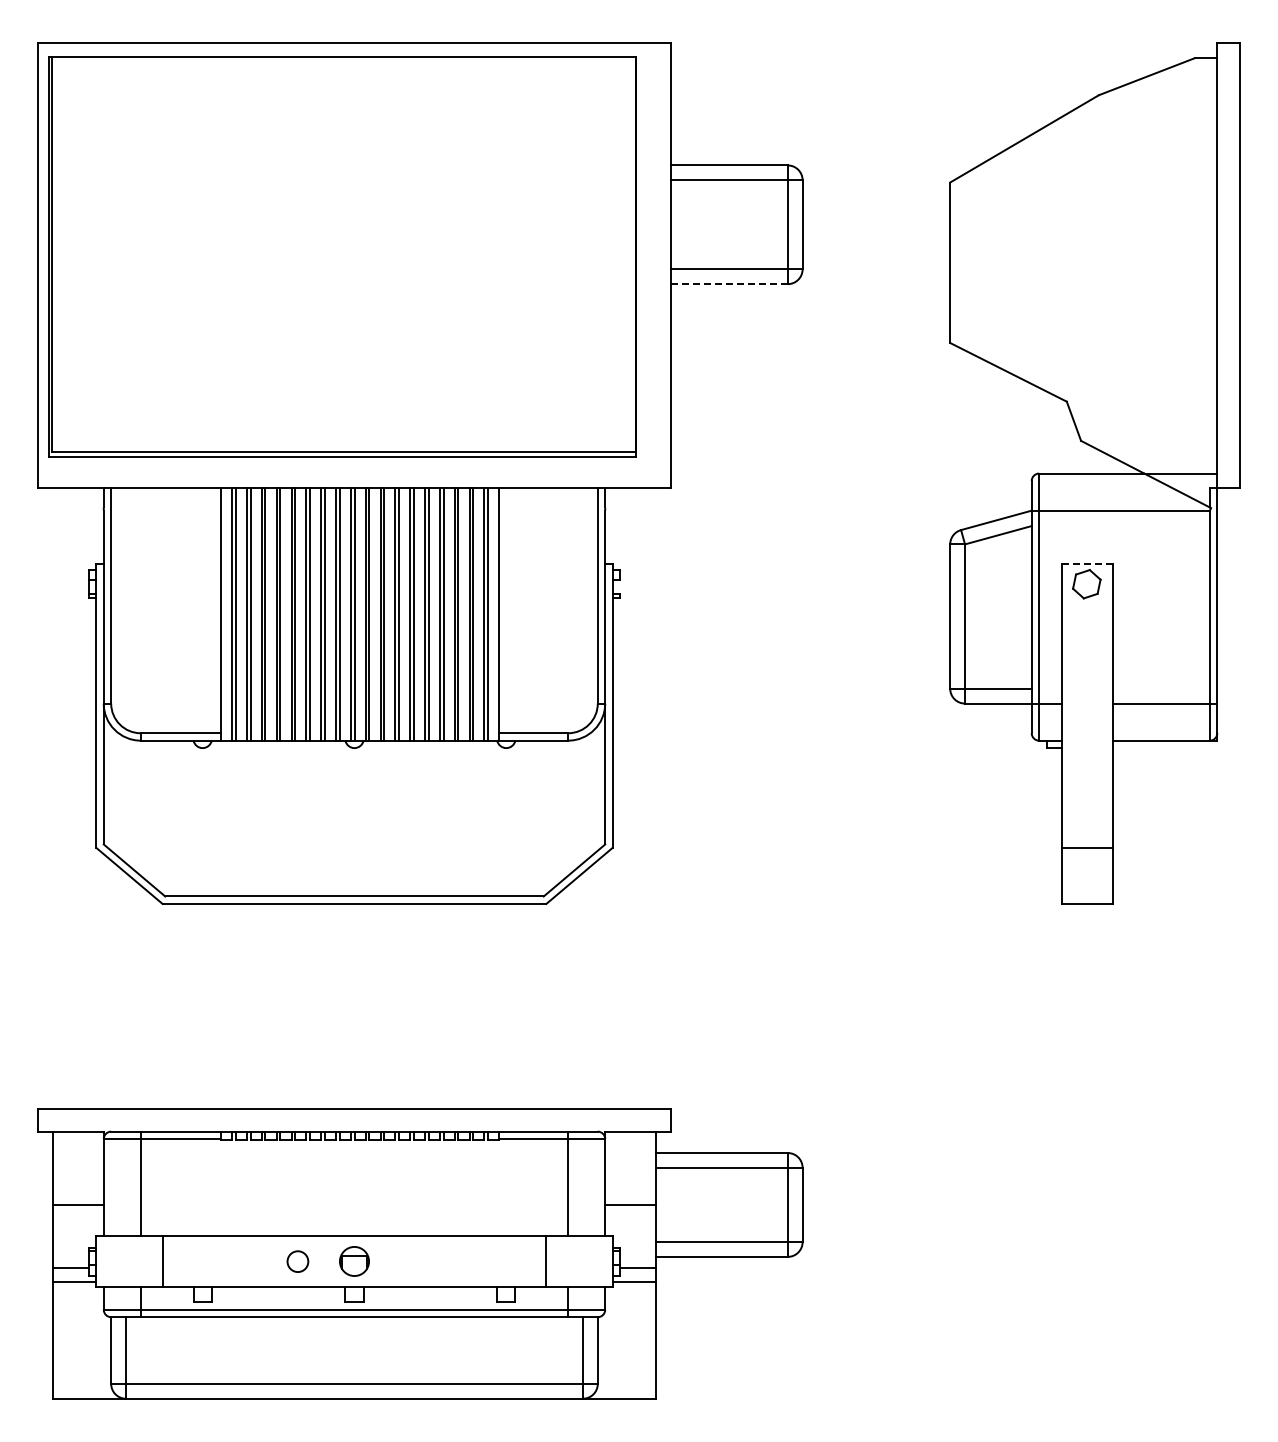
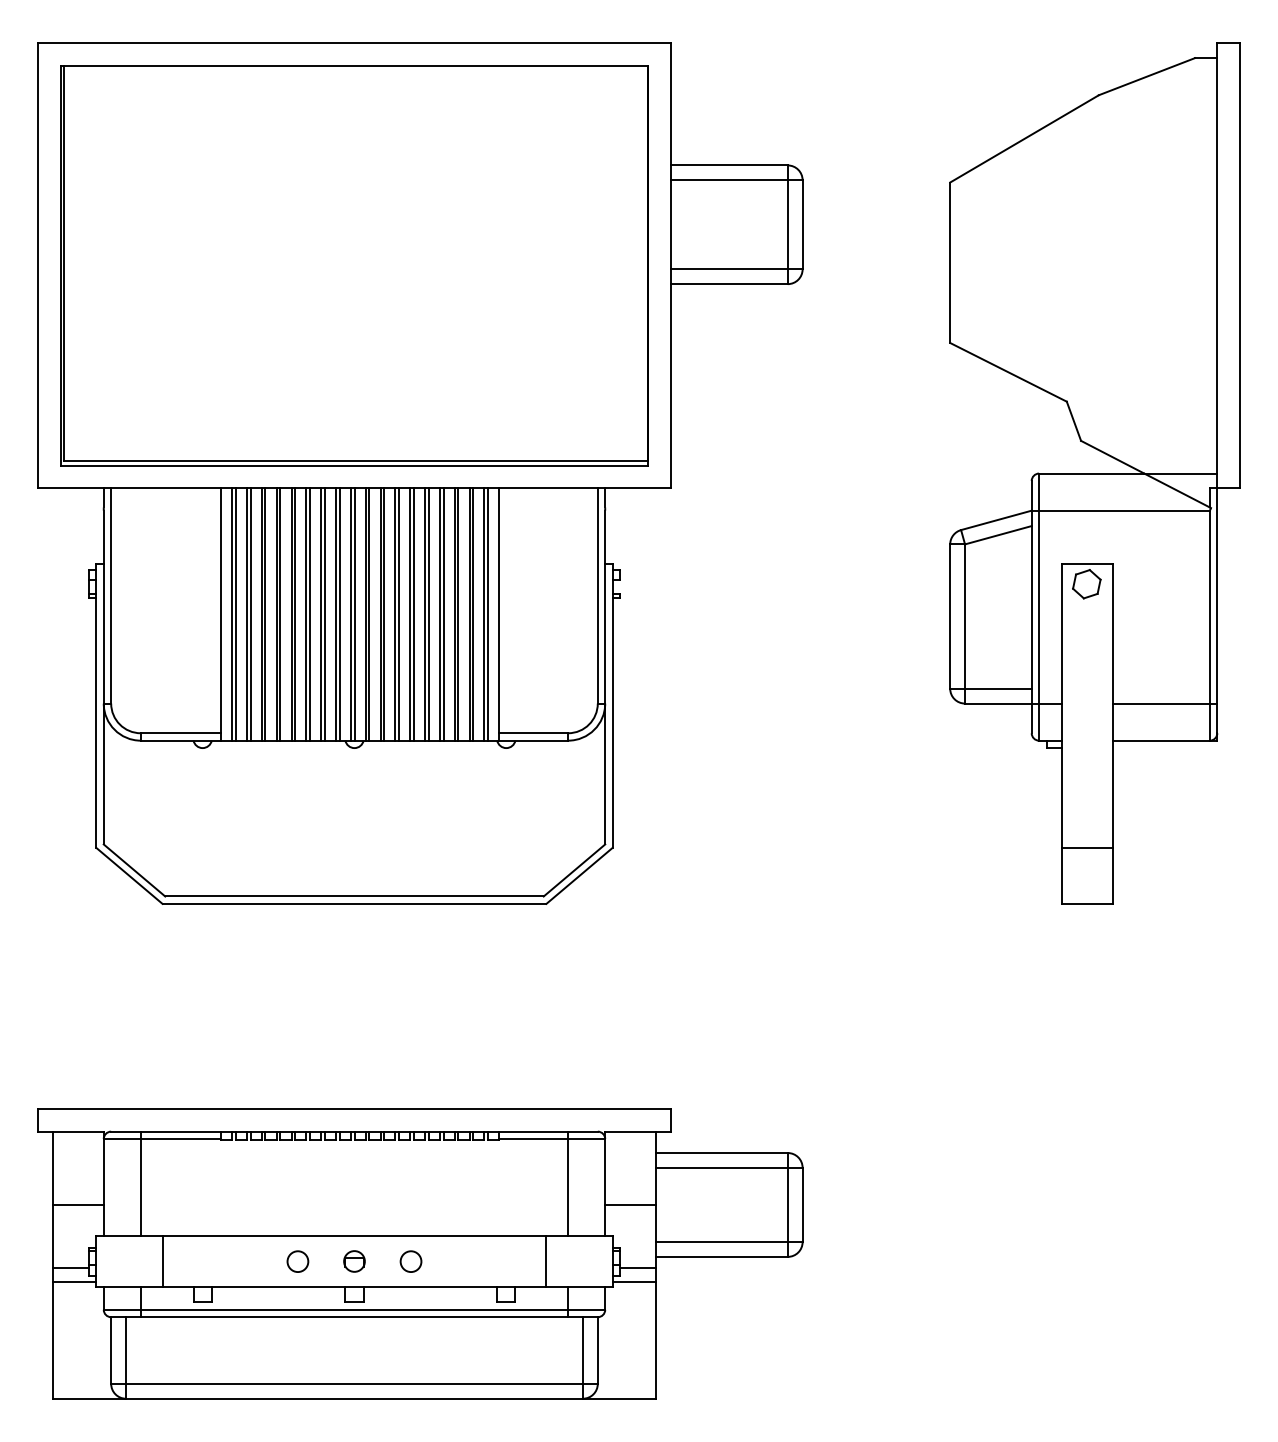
part position: (342, 256) -> (354, 265) (354, 265)
line: dashed -> solid (729, 284)
line: dashed -> solid (1087, 563)
part size: 31x31 px -> 23x23 px (354, 1261)
circle: none -> present (410, 1261)
